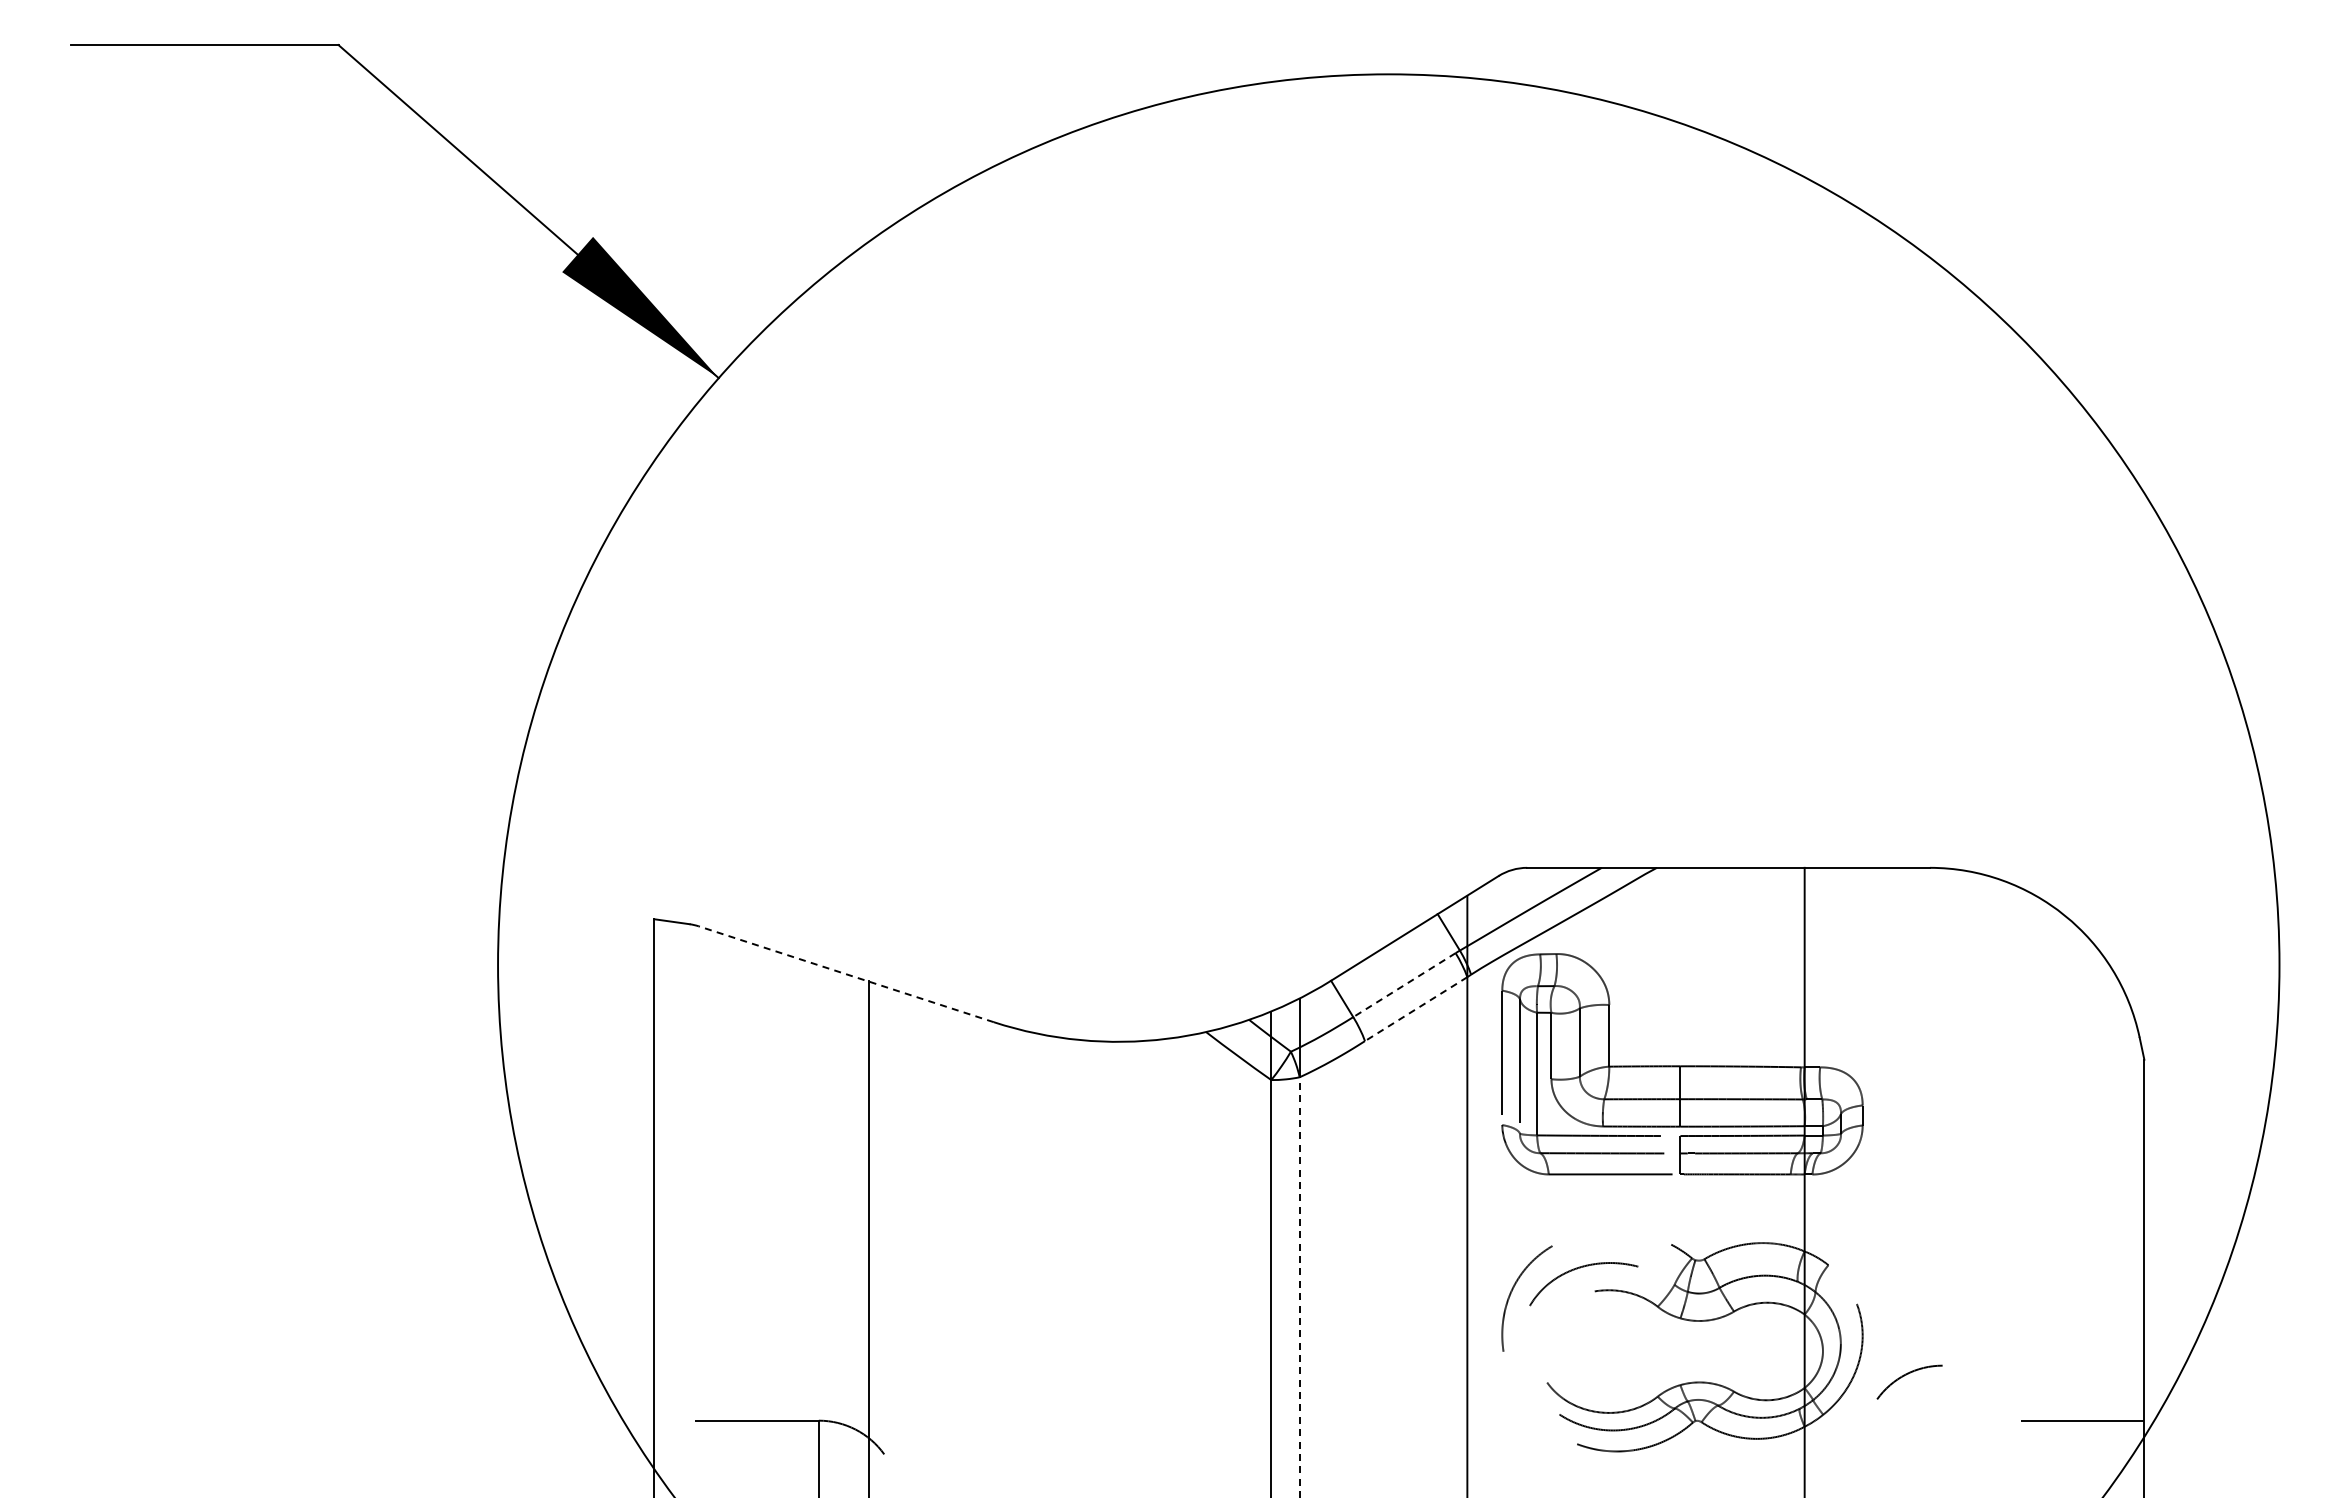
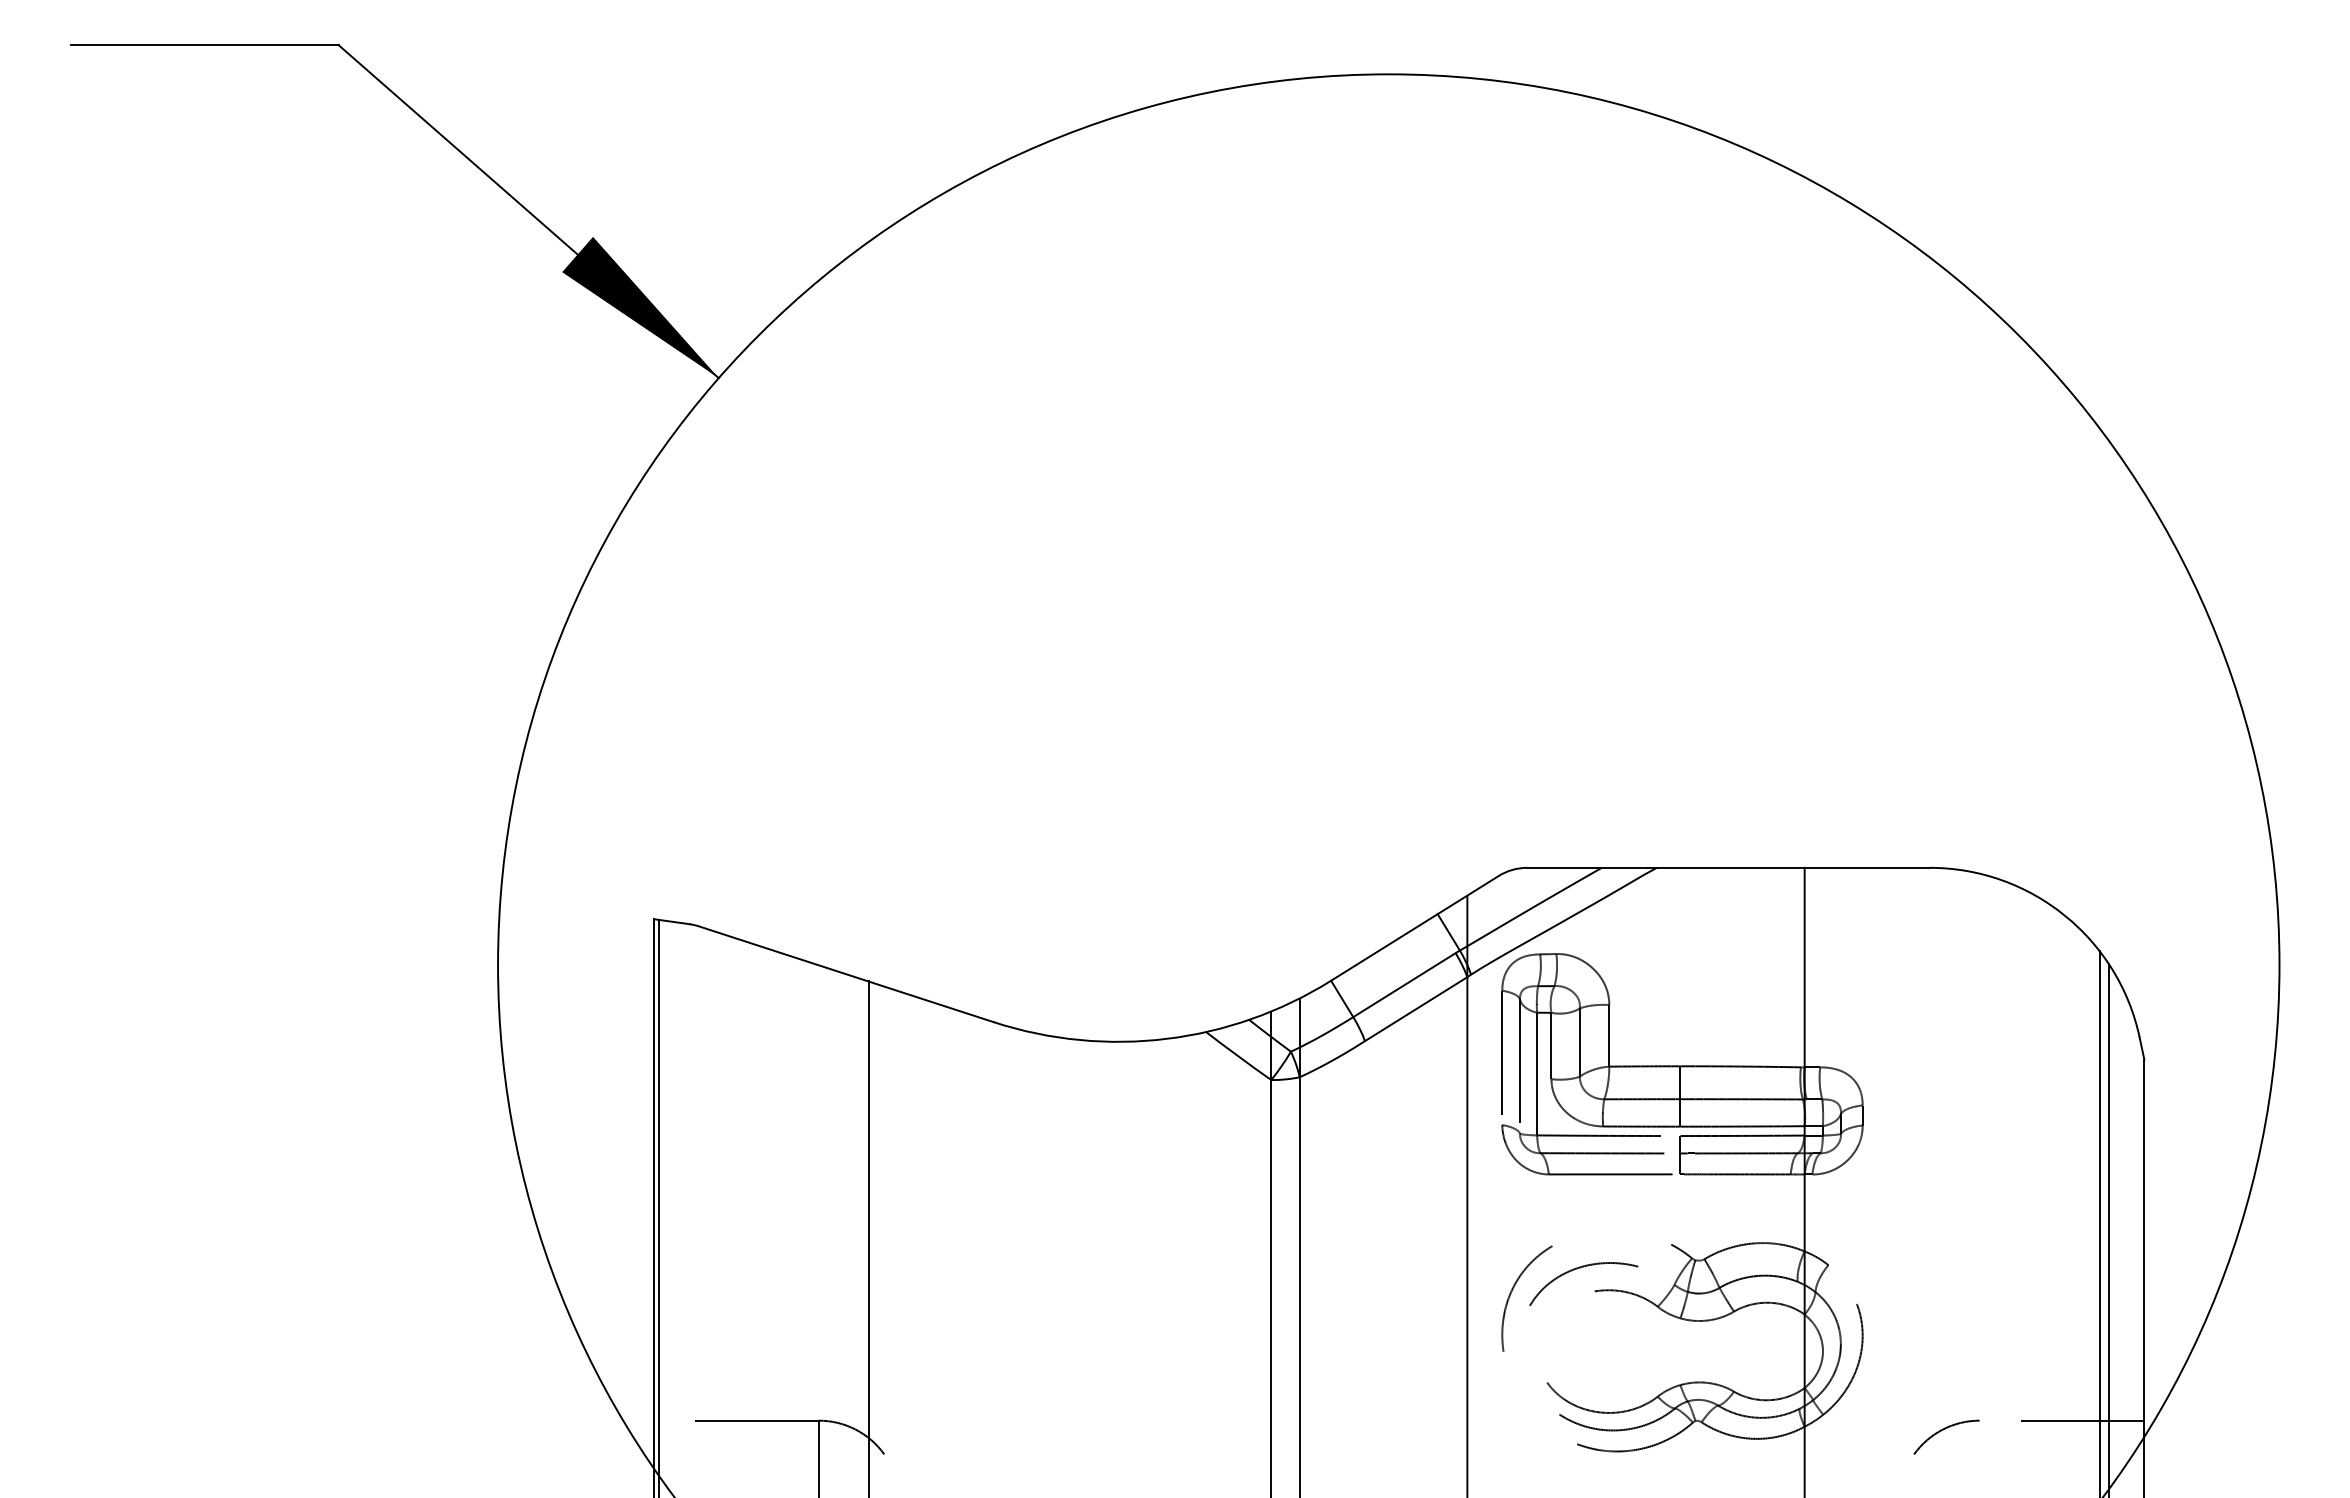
line: dashed -> solid (845, 974)
line: dashed -> solid (1404, 985)
line: dashed -> solid (1415, 1009)
line: none -> present (658, 1206)
line: none -> present (2099, 1222)
line: none -> present (2108, 1229)
line: dashed -> solid (1299, 1287)
arc position: (1906, 1375) -> (1943, 1430) (1943, 1430)
